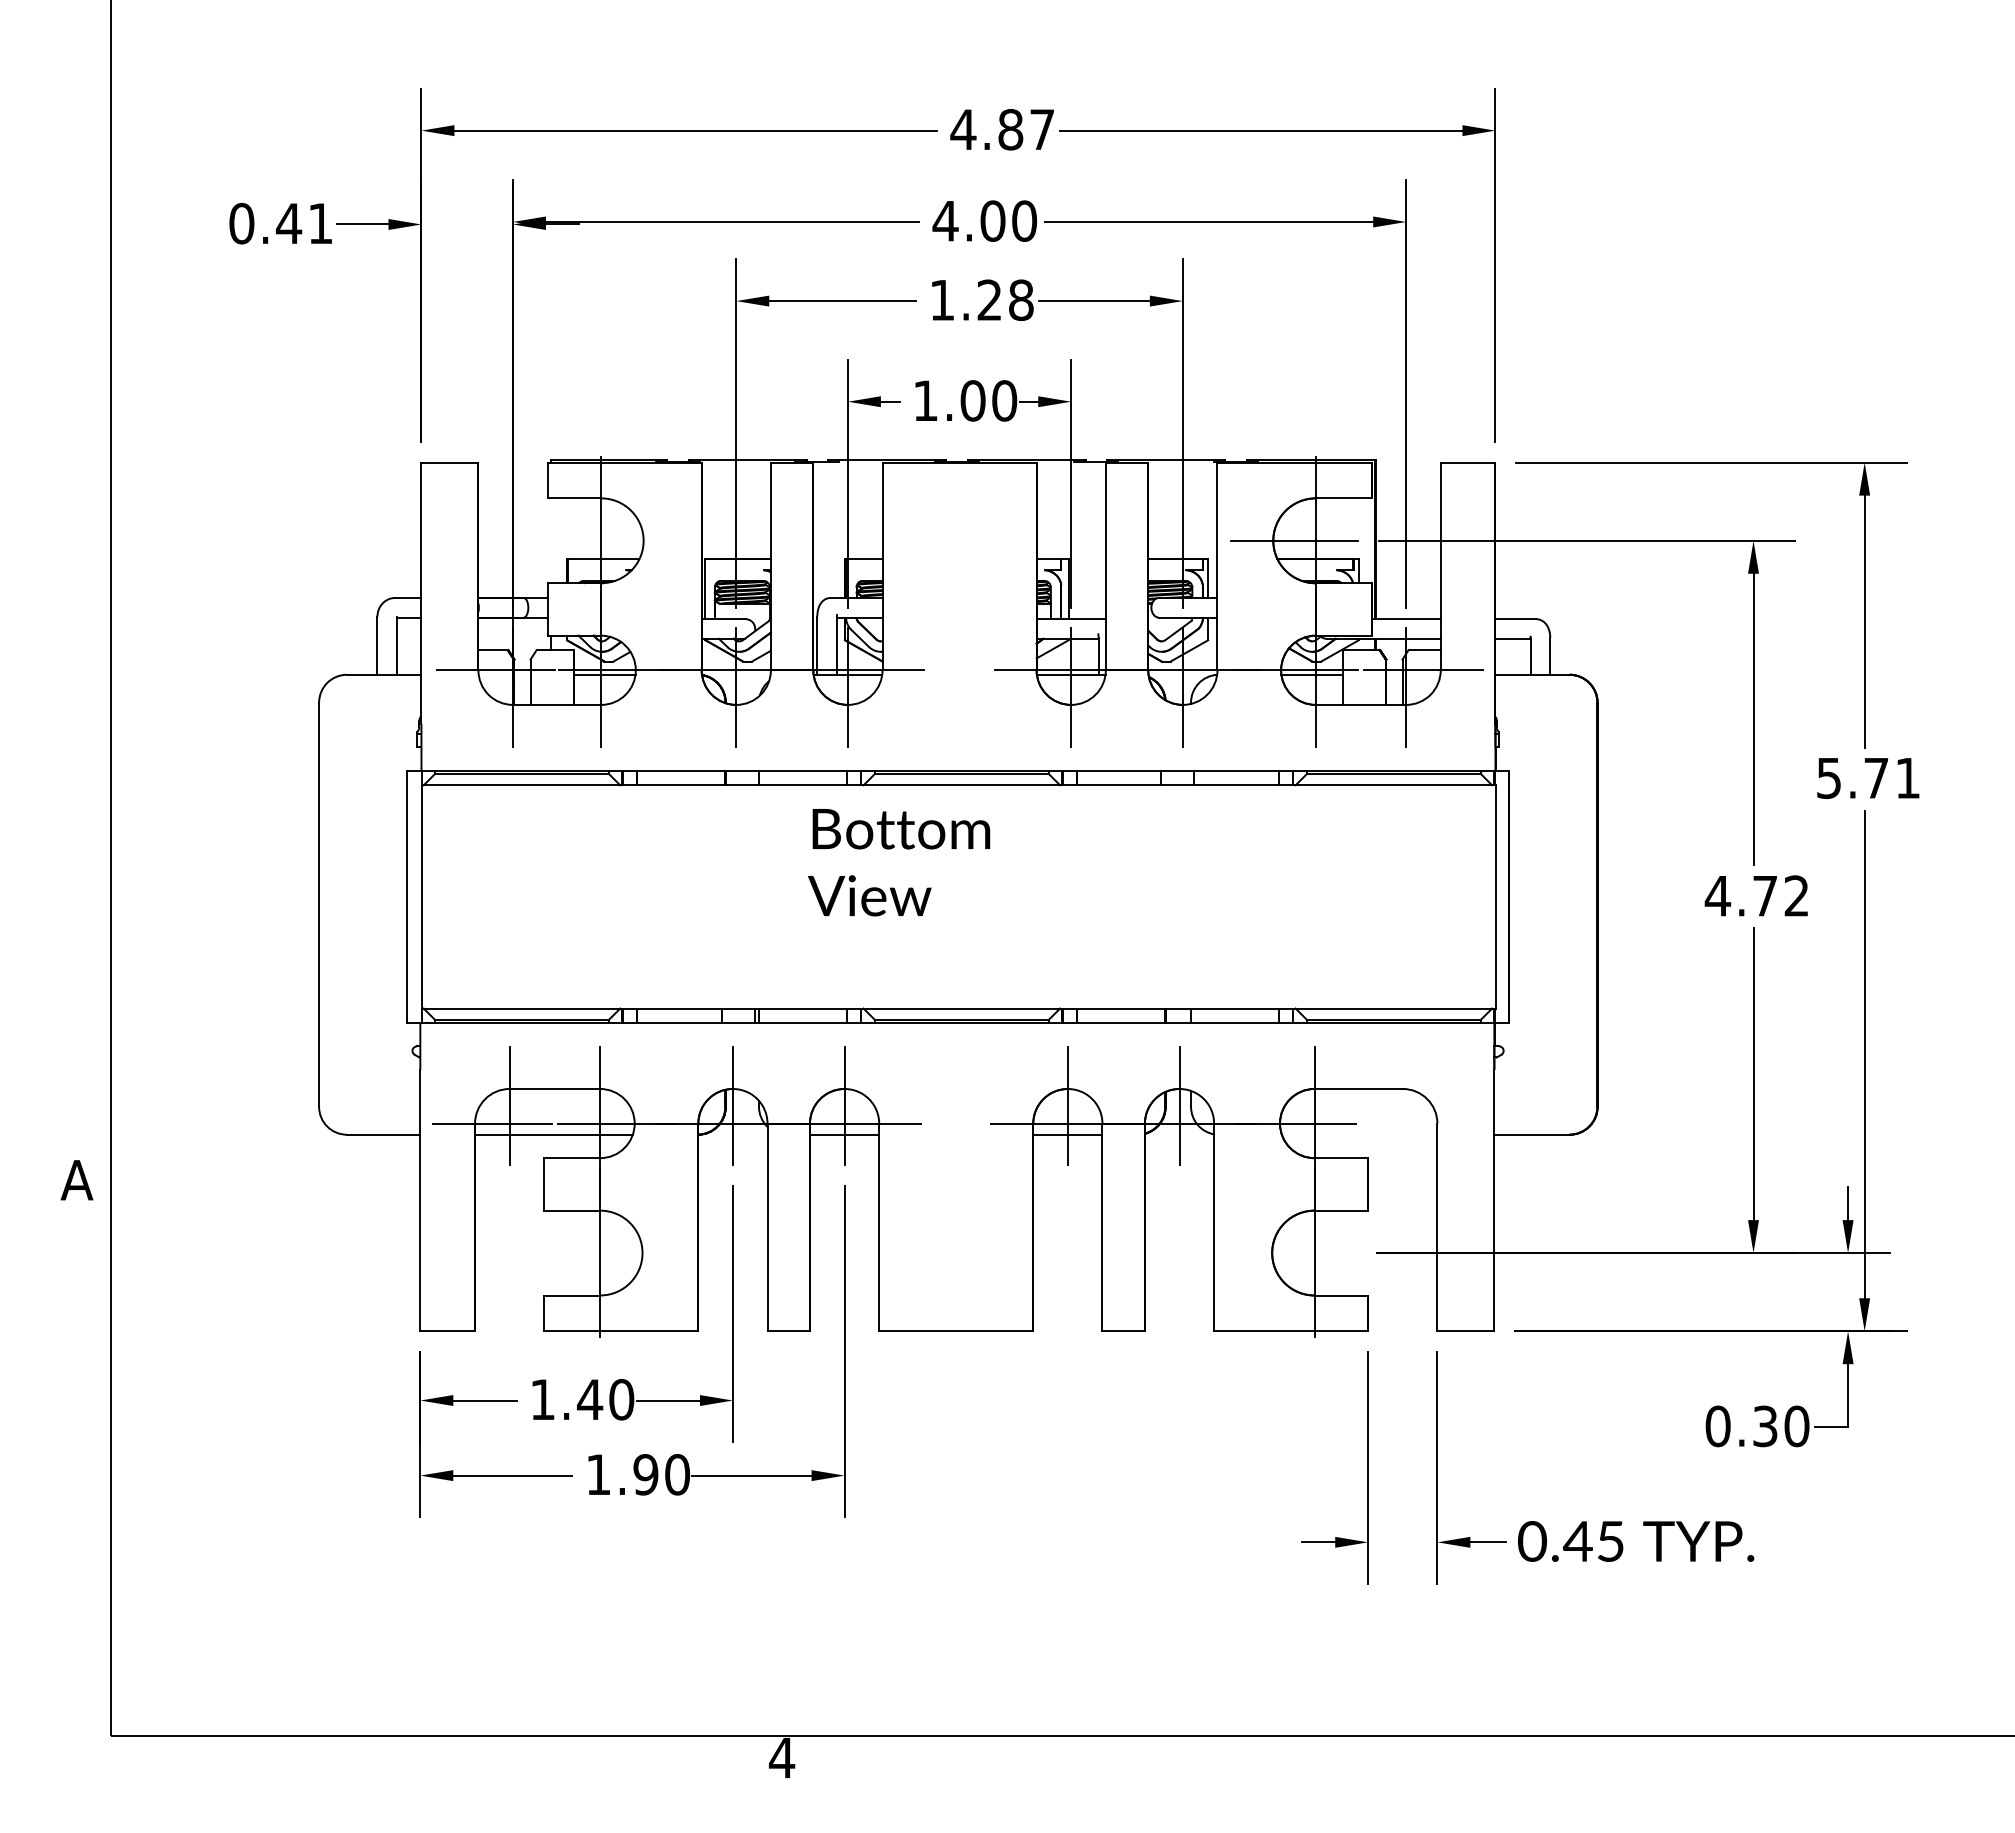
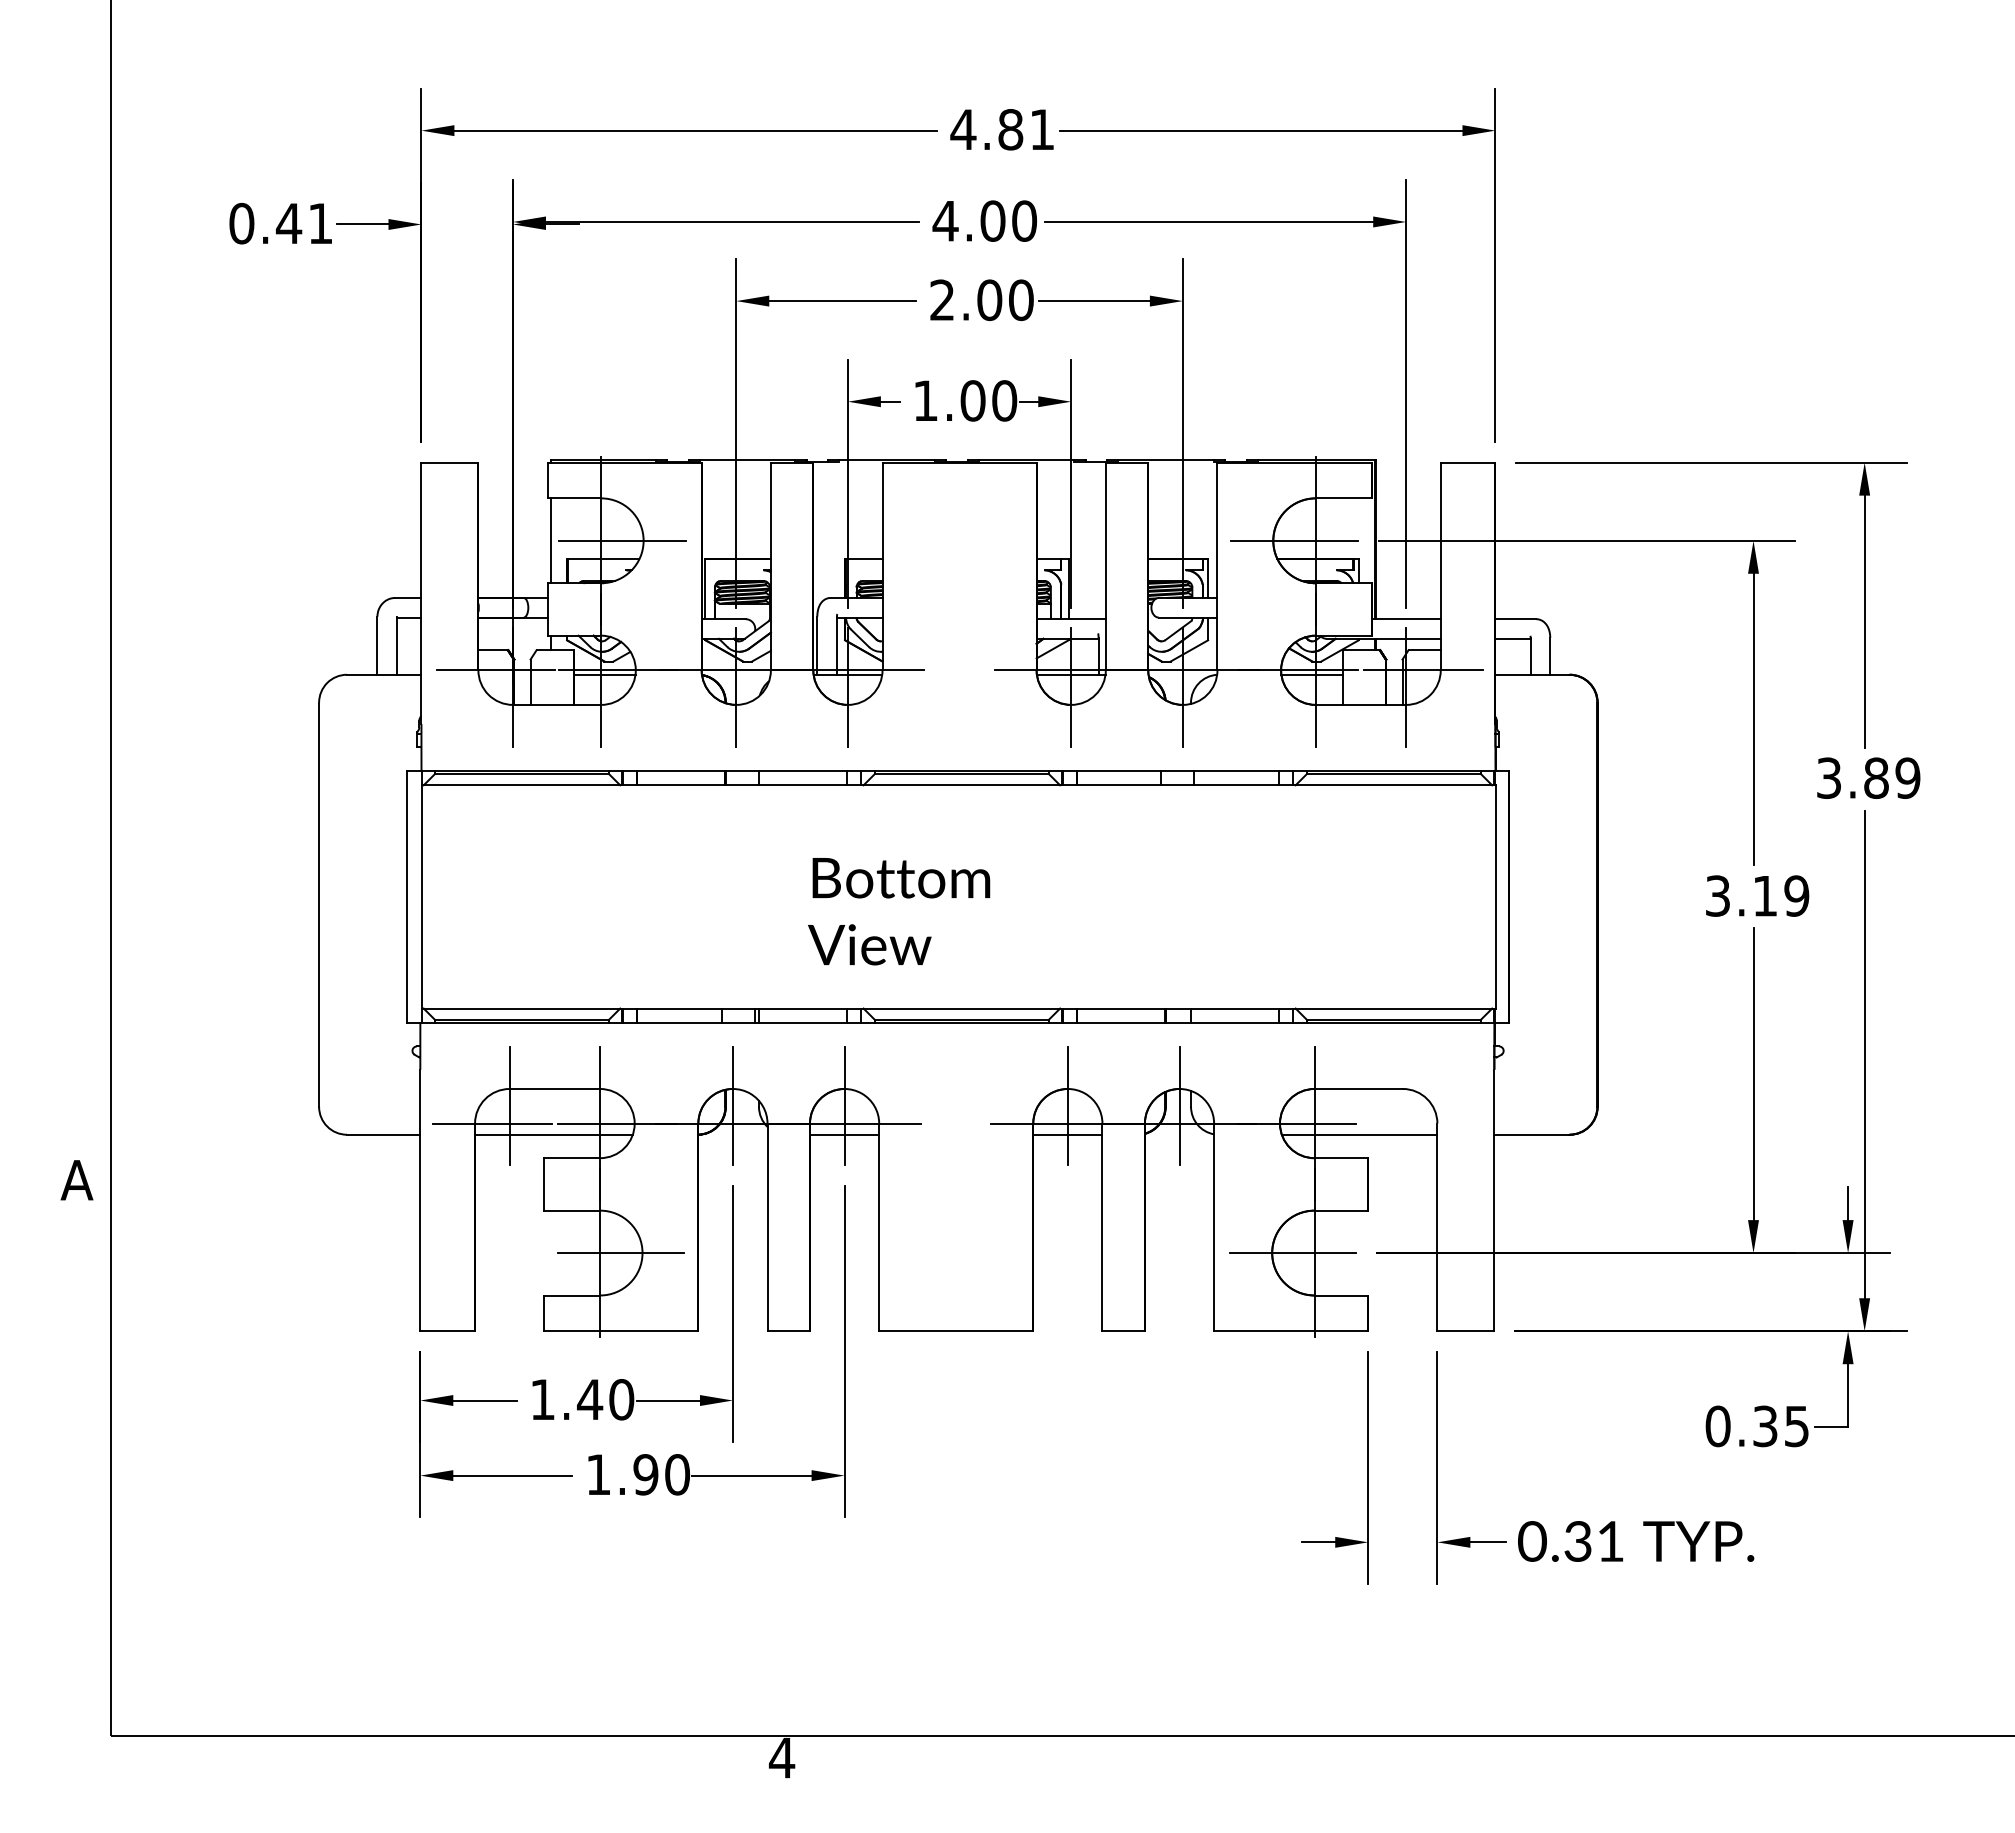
text: 4.87 -> 4.81 (1041, 129)
text: 1.28 -> 2.00 (981, 300)
line: none -> present (550, 540)
line: none -> present (622, 540)
text: 5.71 -> 3.89 (1868, 778)
text position: (899, 862) -> (899, 911) (899, 911)
text: 4.72 -> 3.19 (1756, 895)
line: none -> present (1359, 1134)
line: none -> present (621, 1253)
line: none -> present (1293, 1253)
text: 0.30 -> 0.35 (1796, 1426)
text: 0.45 -> 0.31 (1592, 1541)
